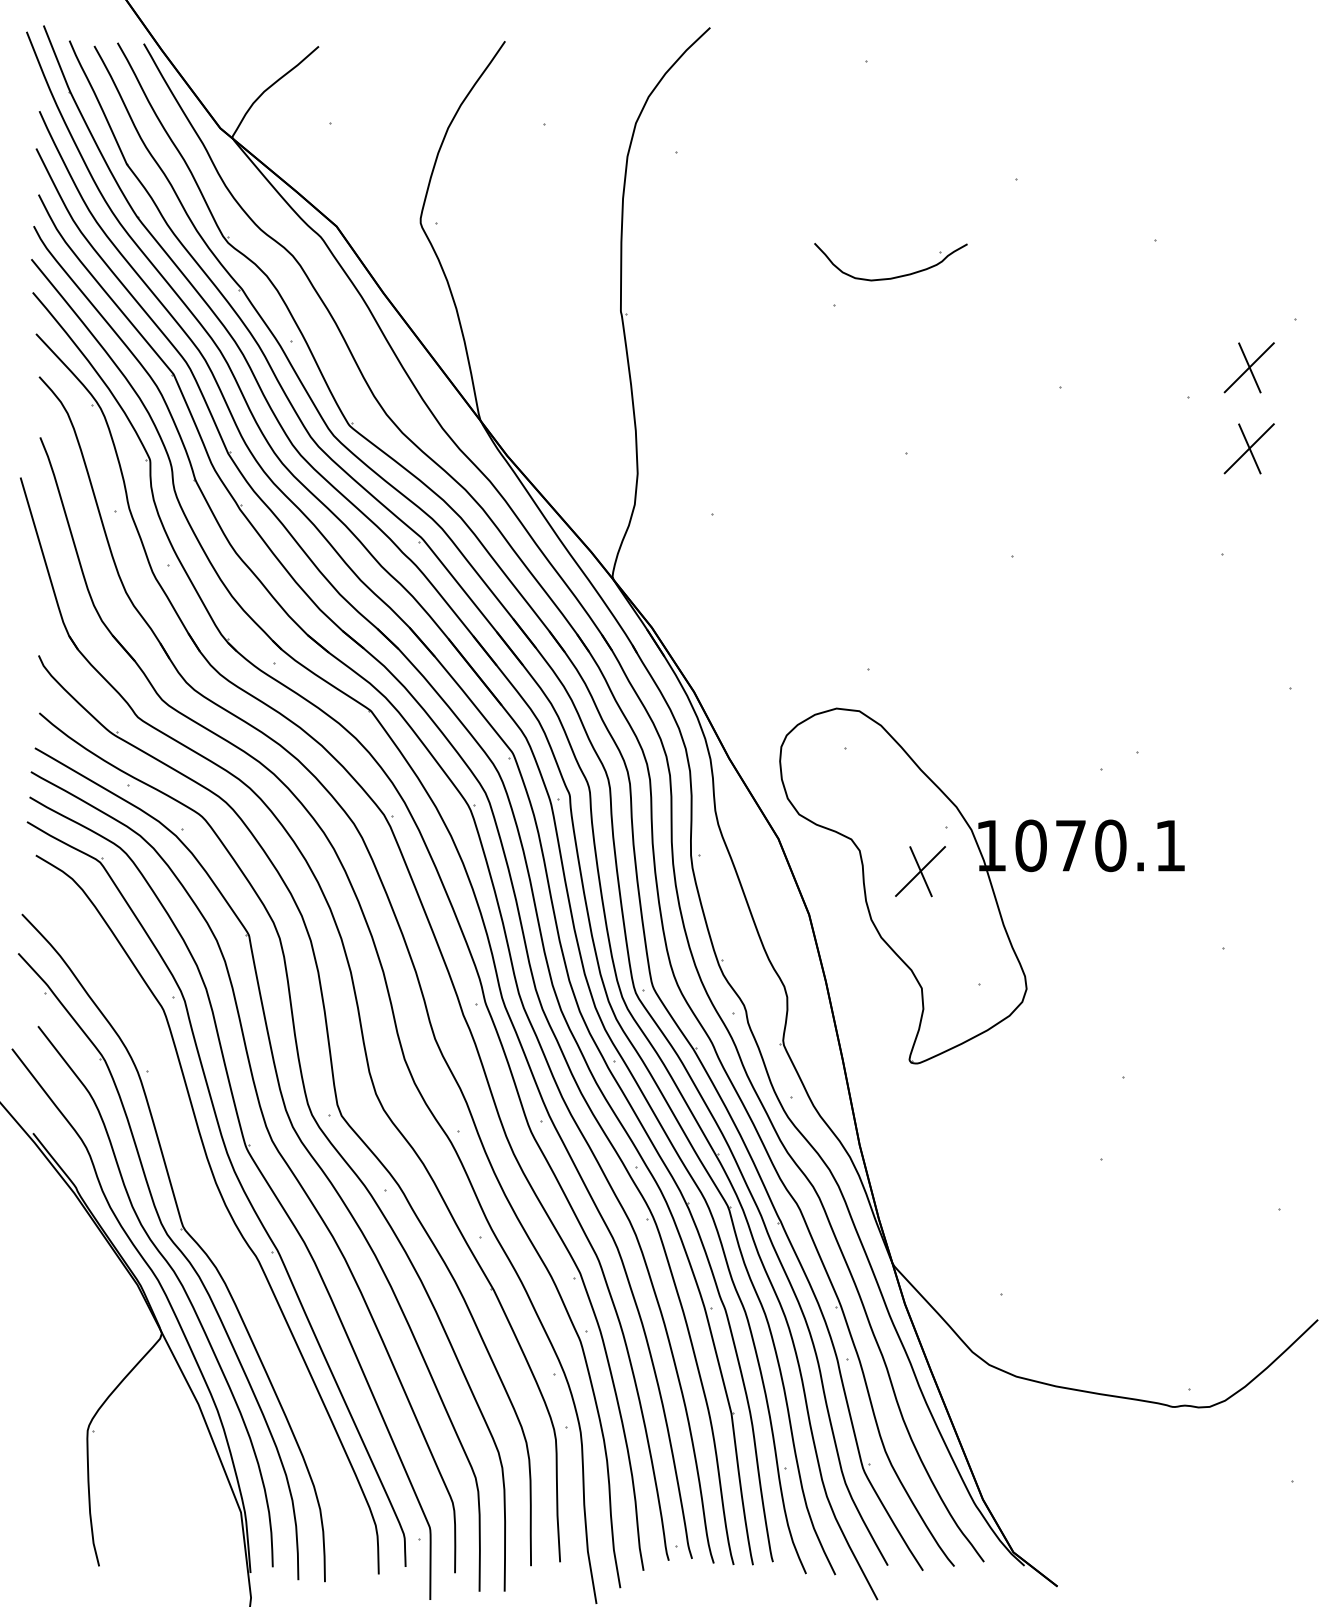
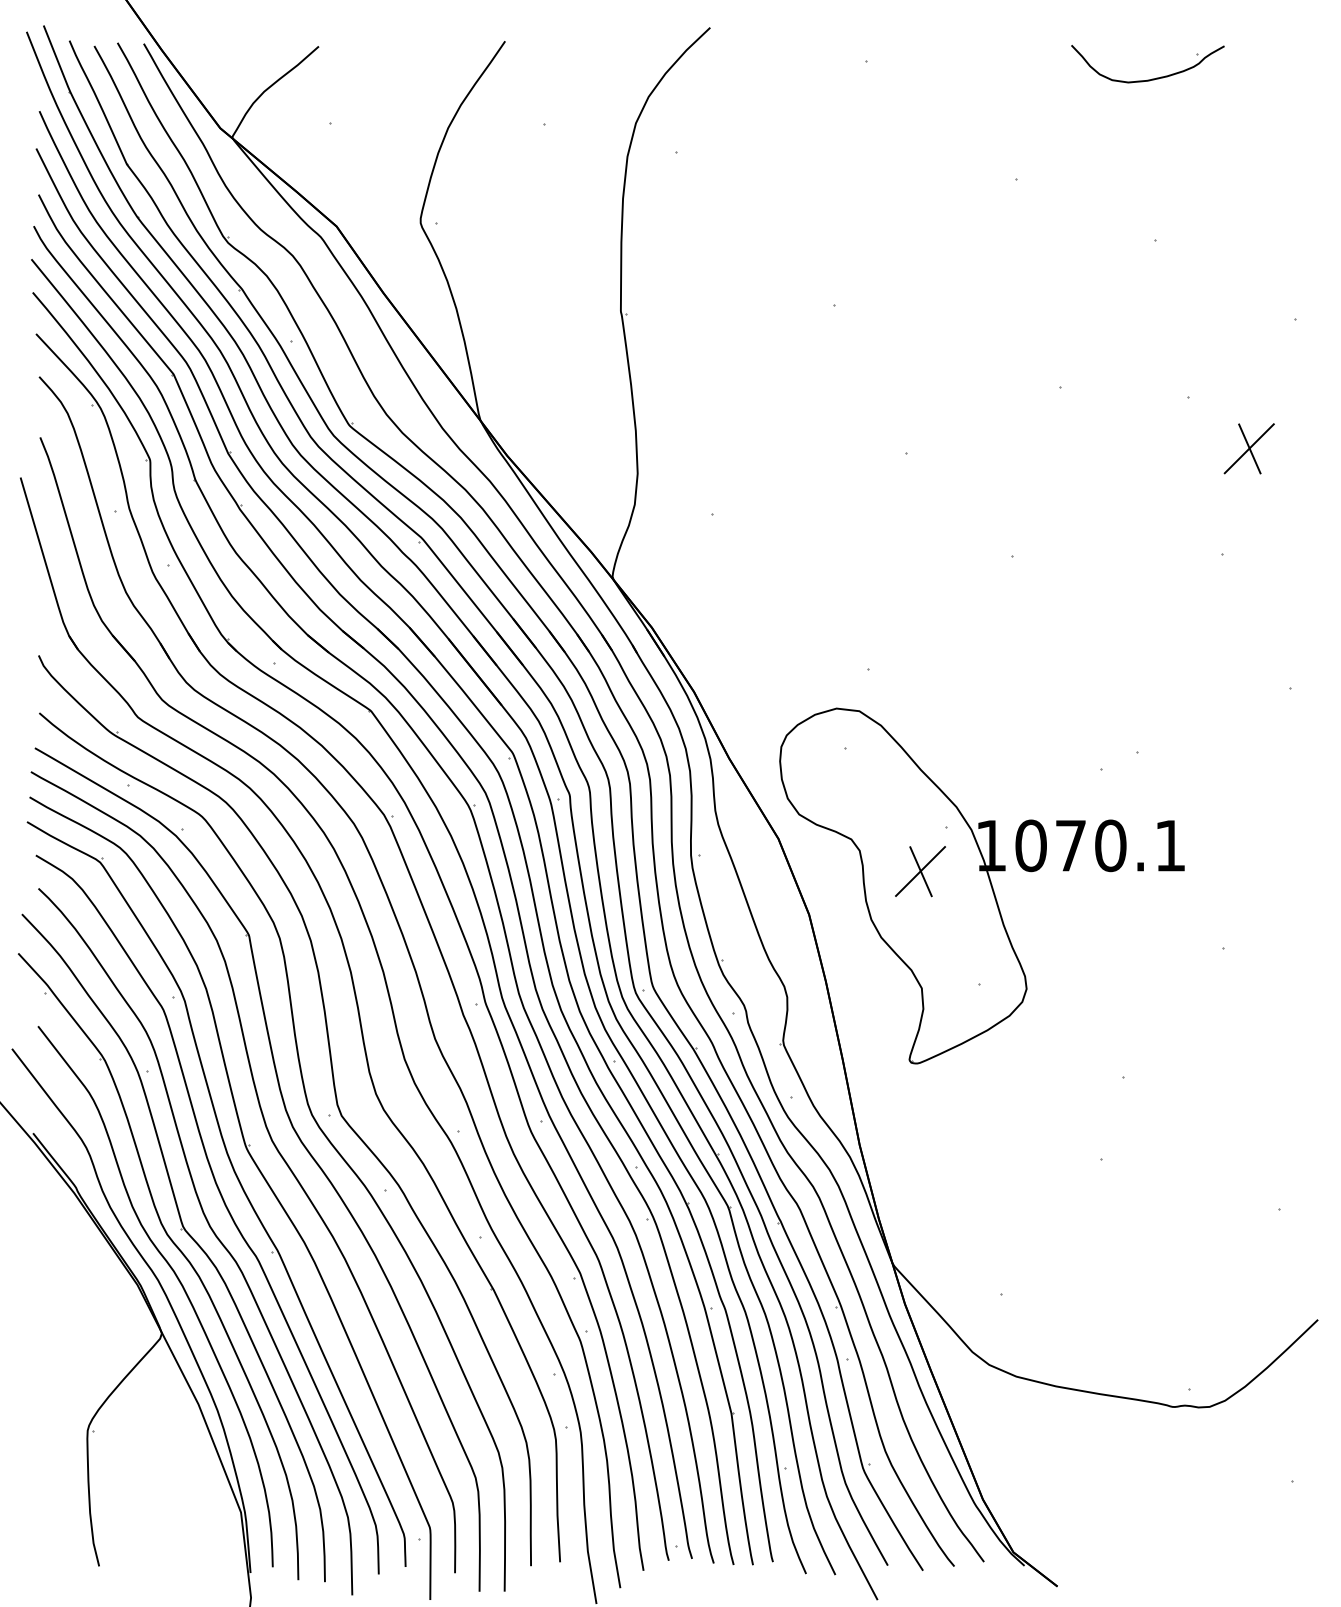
part position: (895, 276) -> (1152, 78) (1152, 78)
part: present -> none (1248, 367)
curve: none -> present (210, 1229)
